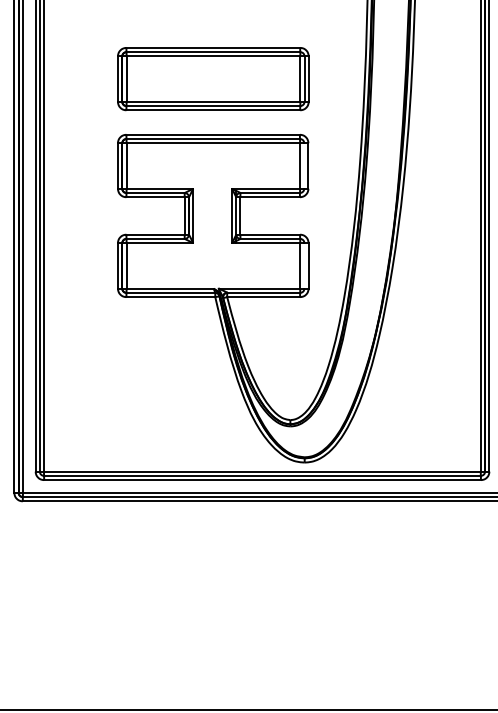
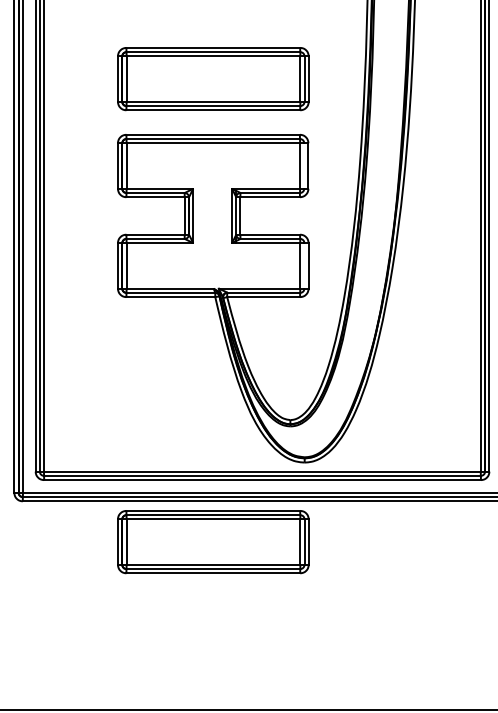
part: none -> present (213, 542)
